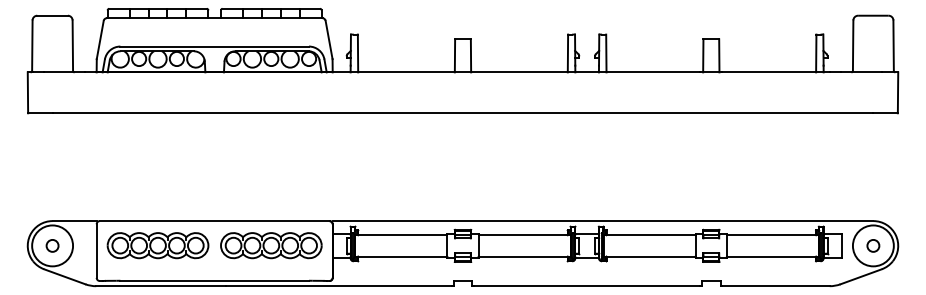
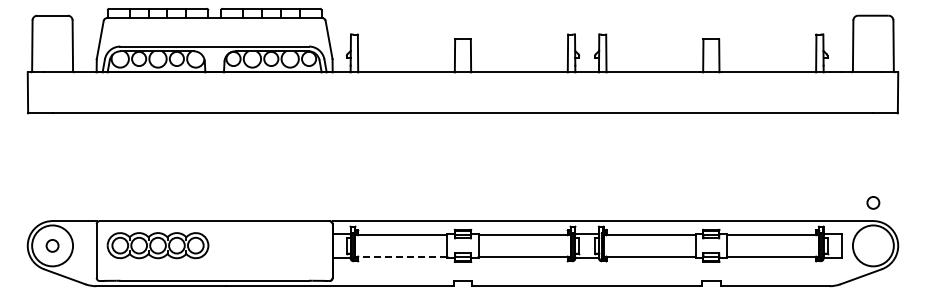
part: present -> none (271, 245)
circle position: (873, 245) -> (873, 202) (873, 202)
line: solid -> dashed (401, 256)
